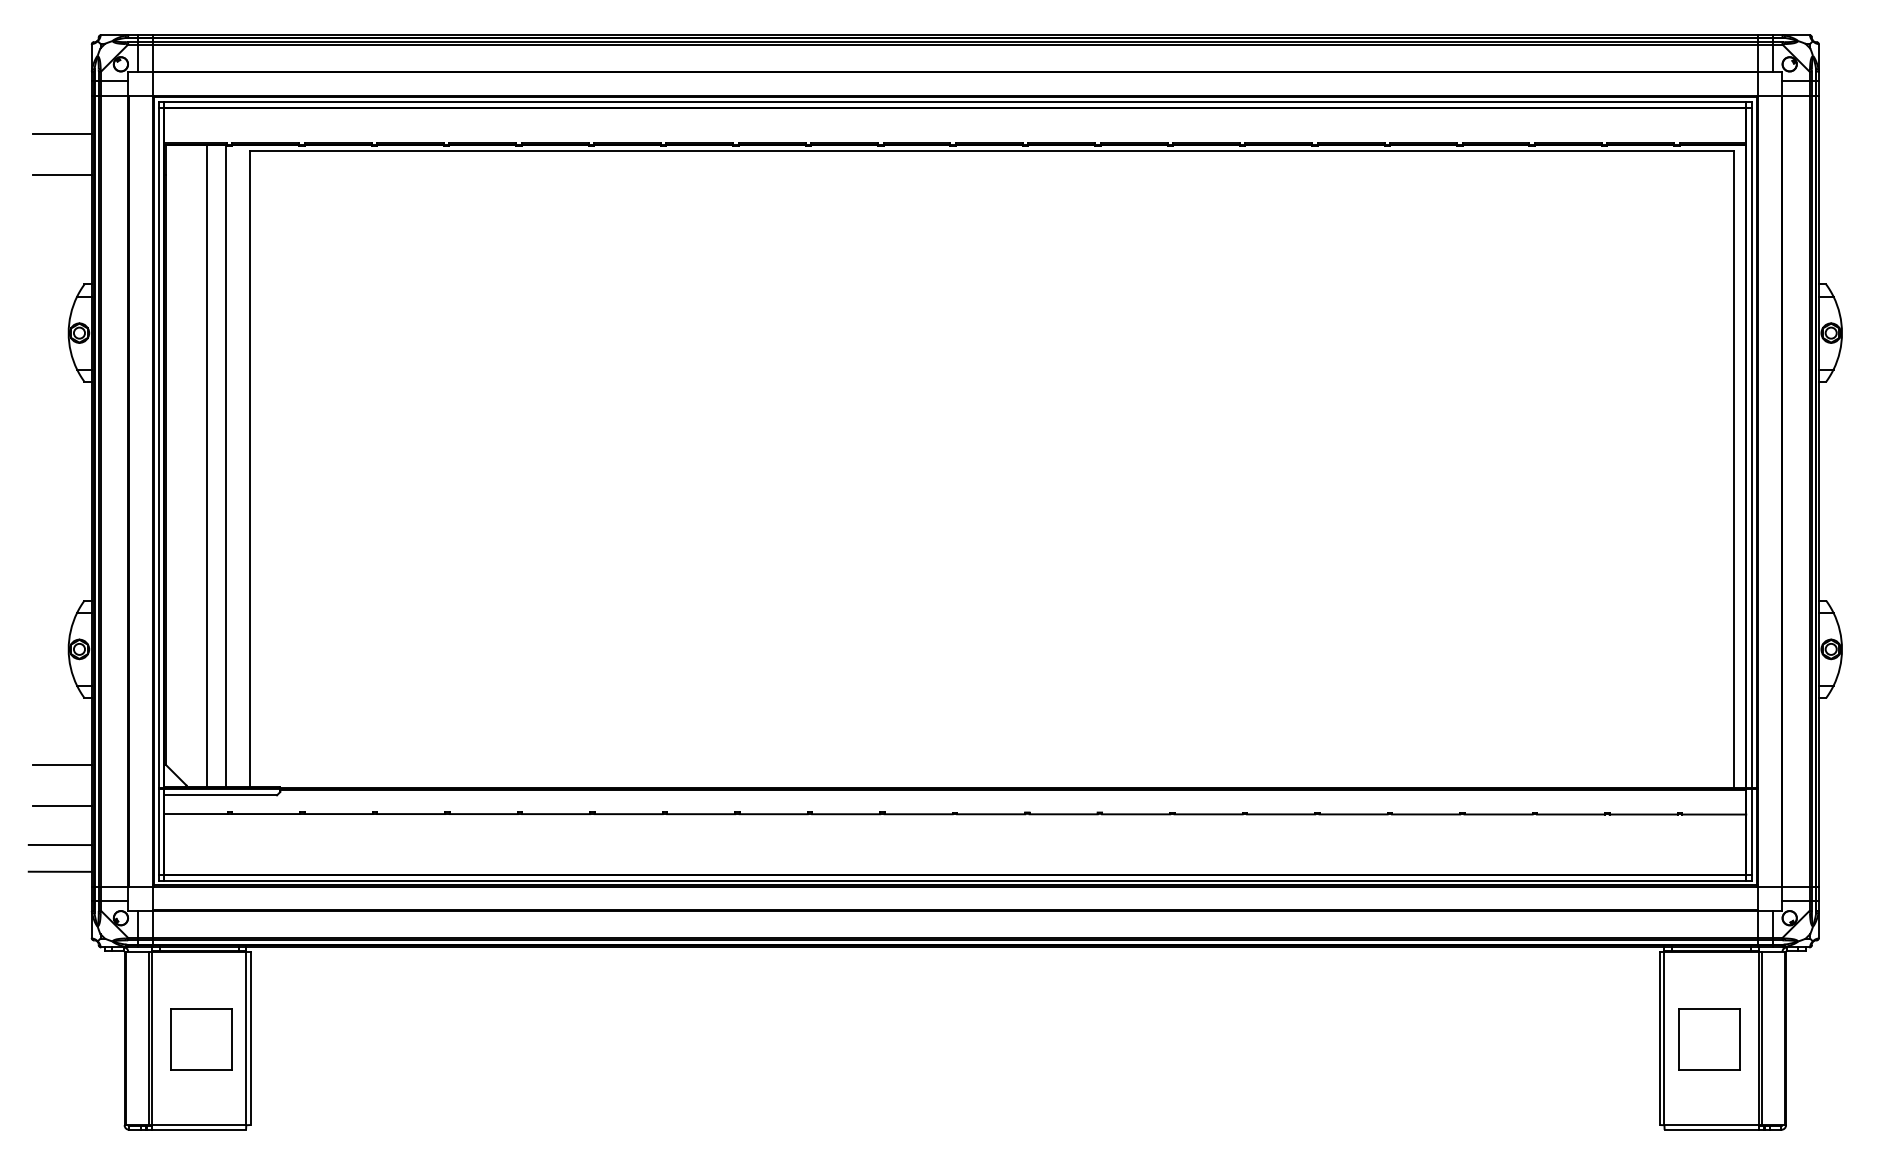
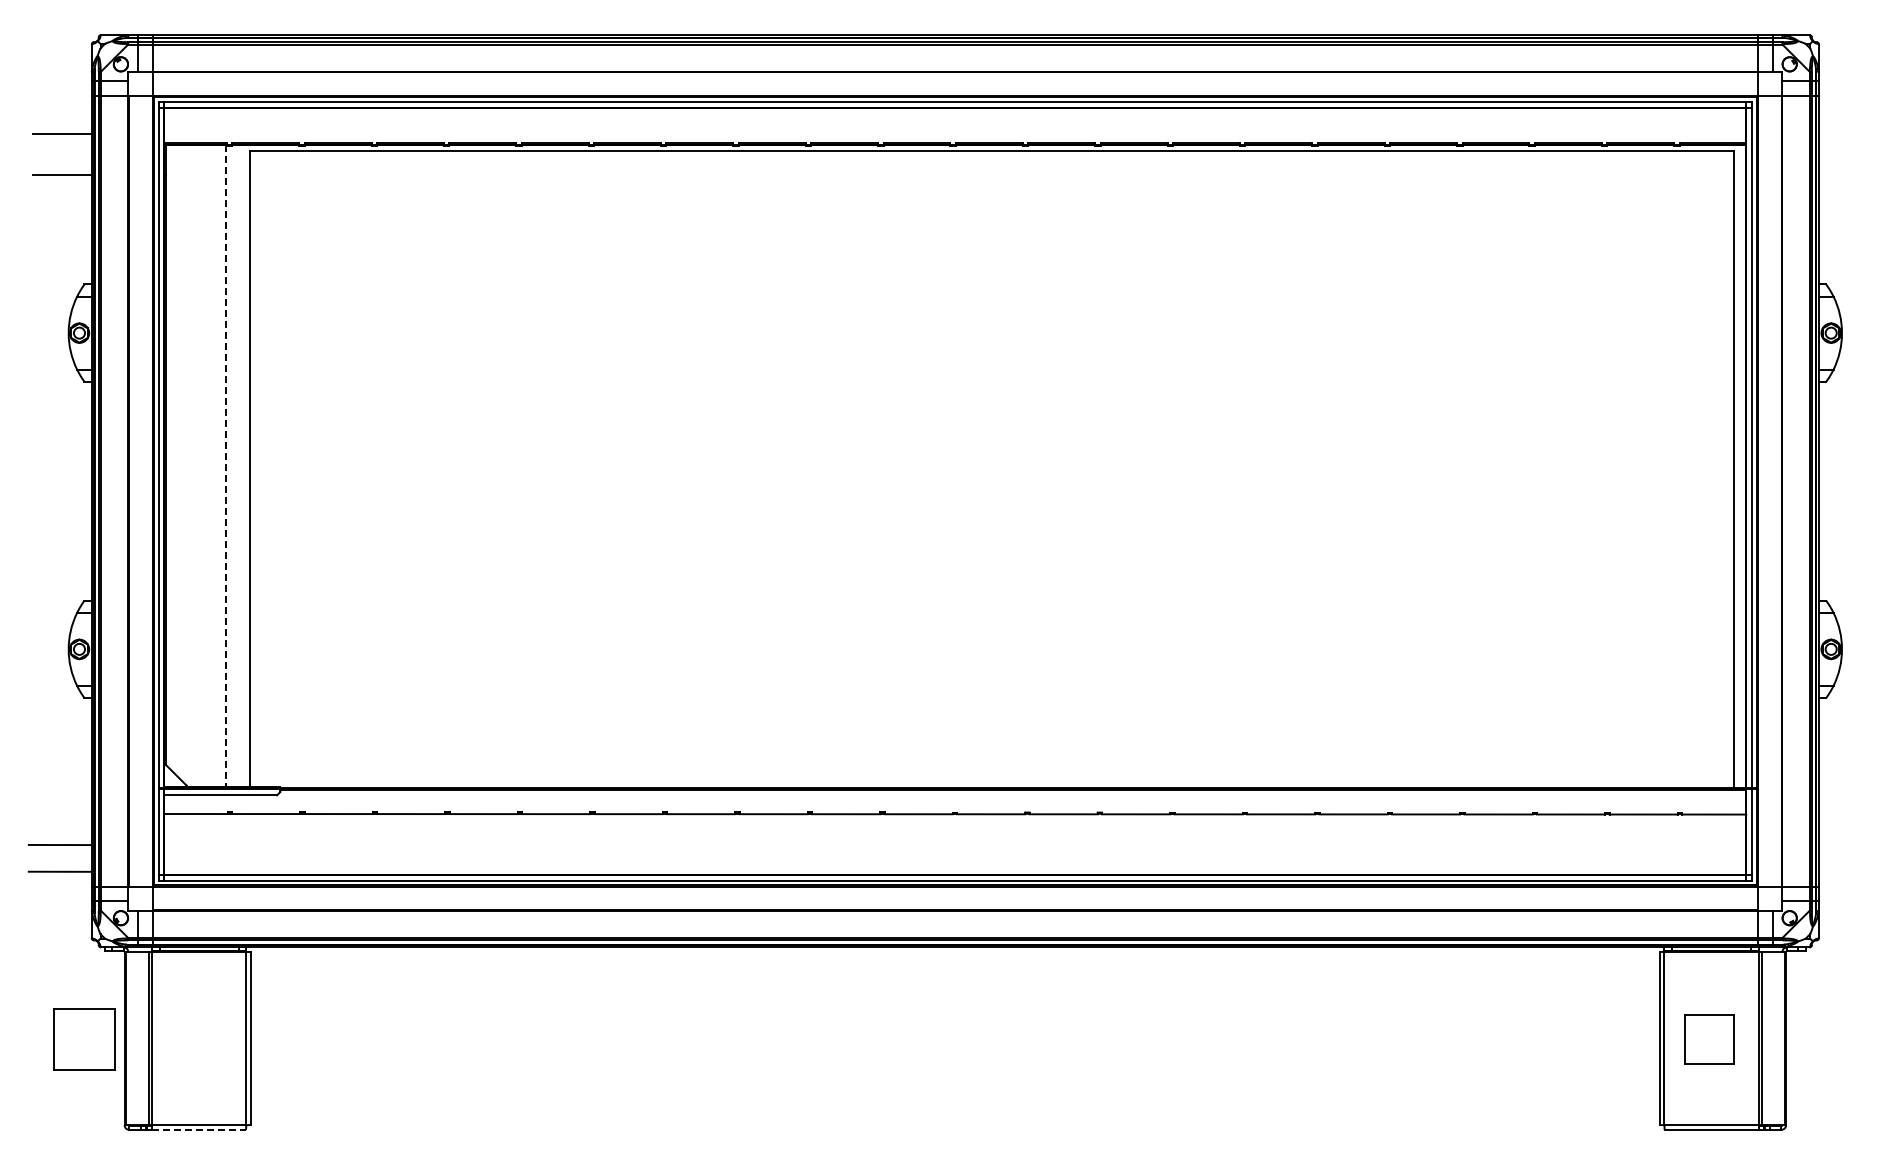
line: present -> none (207, 465)
line: solid -> dashed (225, 466)
line: present -> none (62, 764)
line: present -> none (62, 806)
part position: (201, 1039) -> (84, 1039) (84, 1039)
part size: 63x63 px -> 51x51 px (1709, 1039)
line: solid -> dashed (199, 1129)
